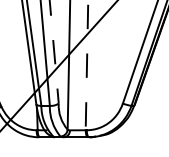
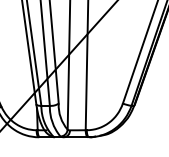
line: dashed -> solid (54, 52)
line: dashed -> solid (86, 65)
